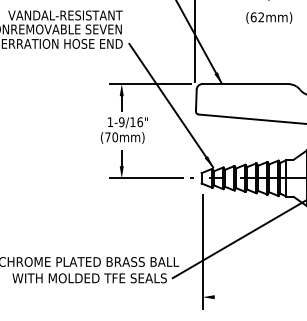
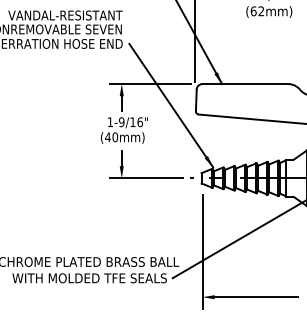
text position: (269, 17) -> (269, 11) (269, 11)
text: (70mm) -> (40mm) (107, 137)
line: none -> present (256, 297)
